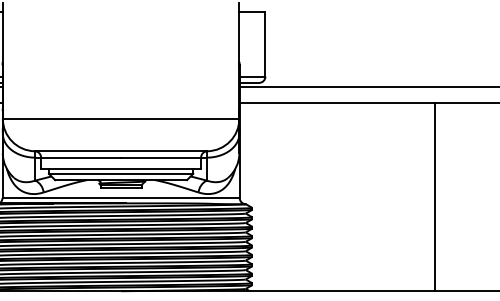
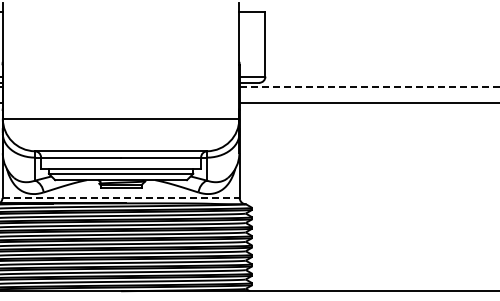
line: solid -> dashed (369, 87)
line: present -> none (434, 196)
line: solid -> dashed (121, 198)
